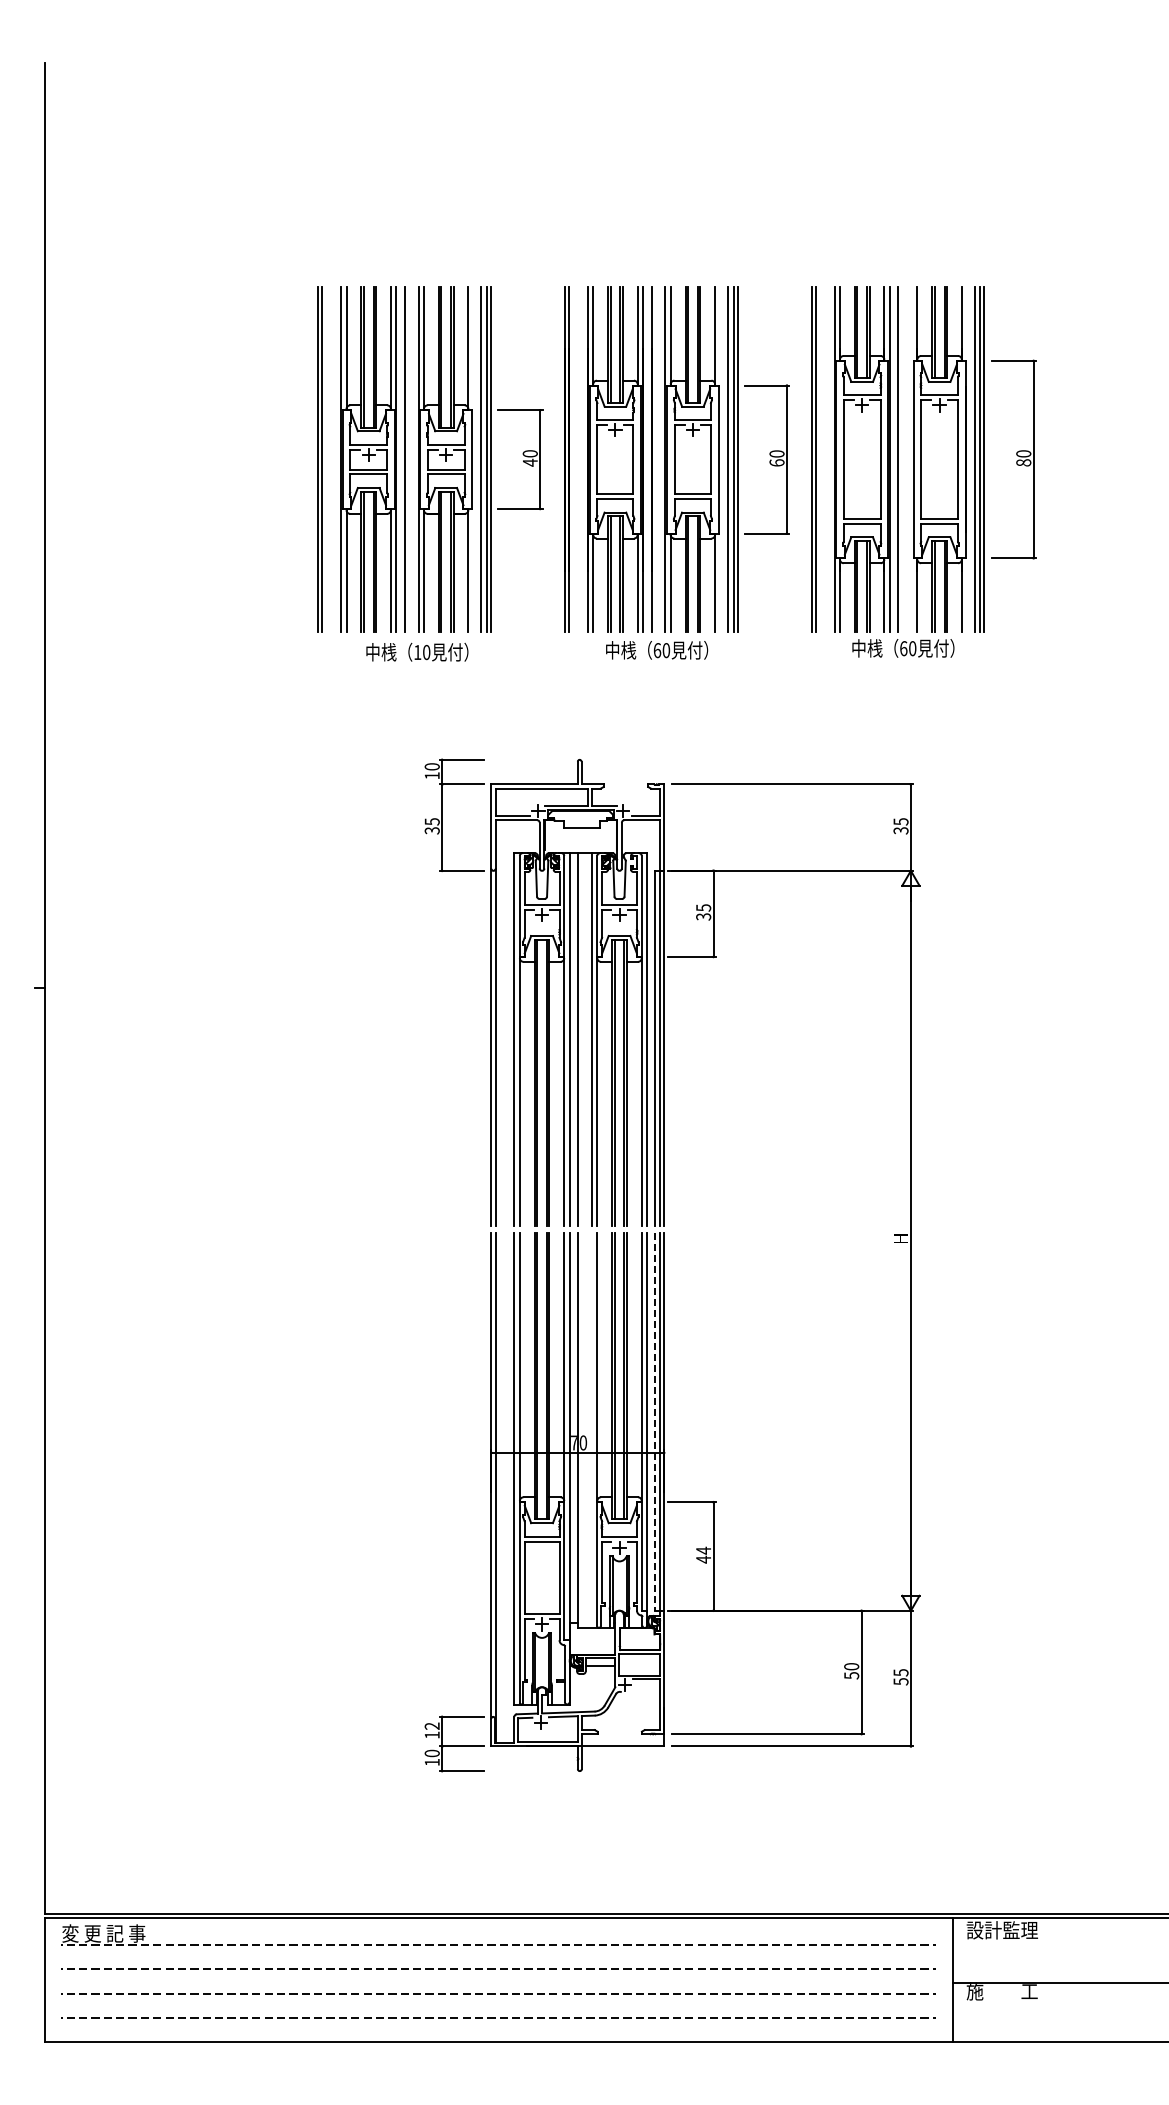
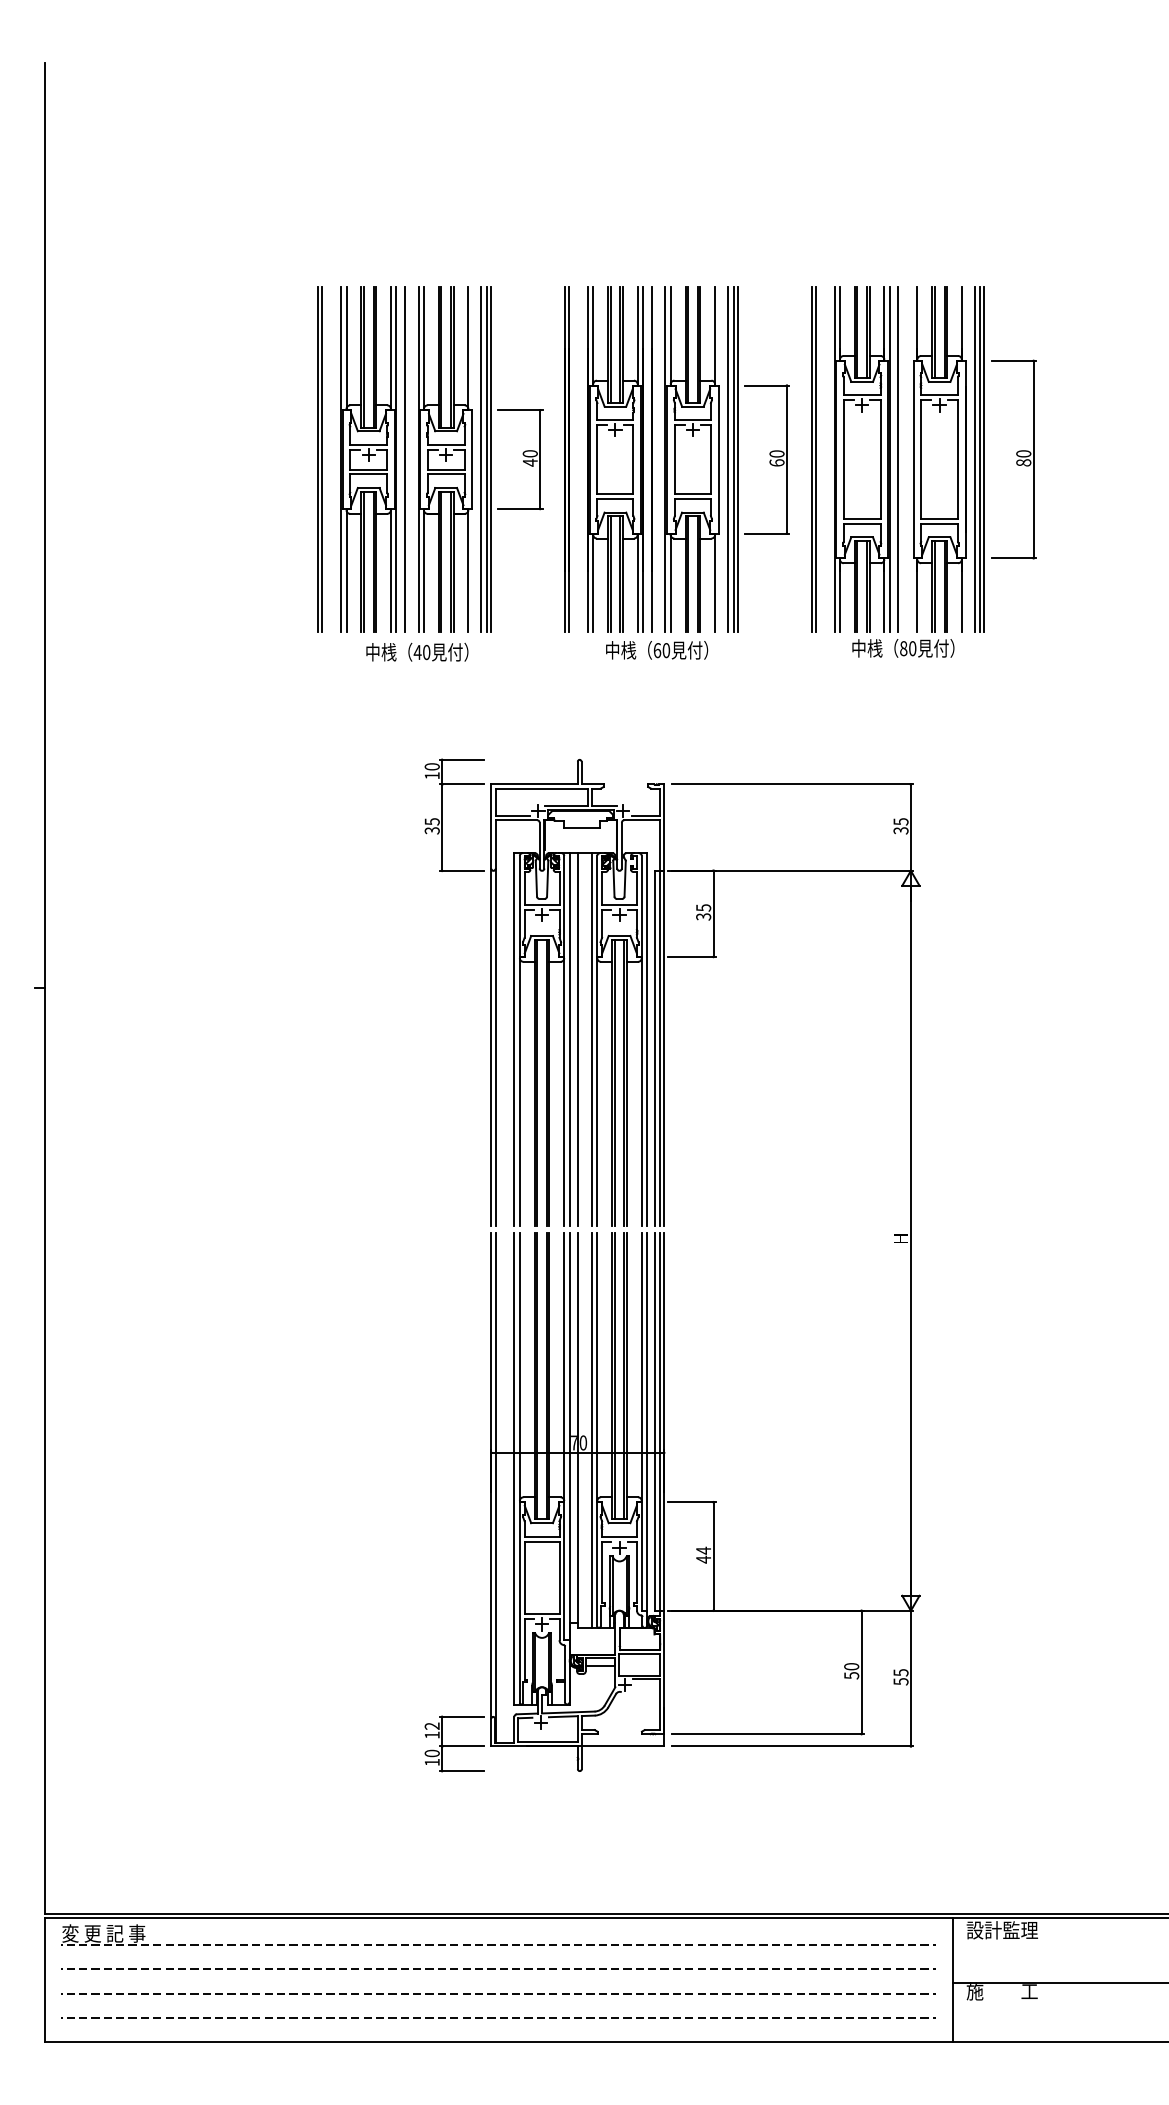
text: 60 -> 80 (903, 648)
text: 10 -> 40 (417, 652)
line: dashed -> solid (654, 1422)
line: none -> present (591, 1430)
